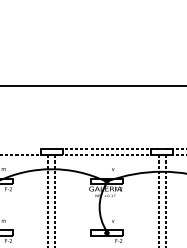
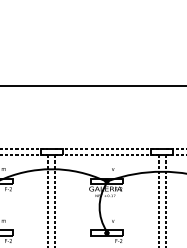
line: none -> present (25, 148)
